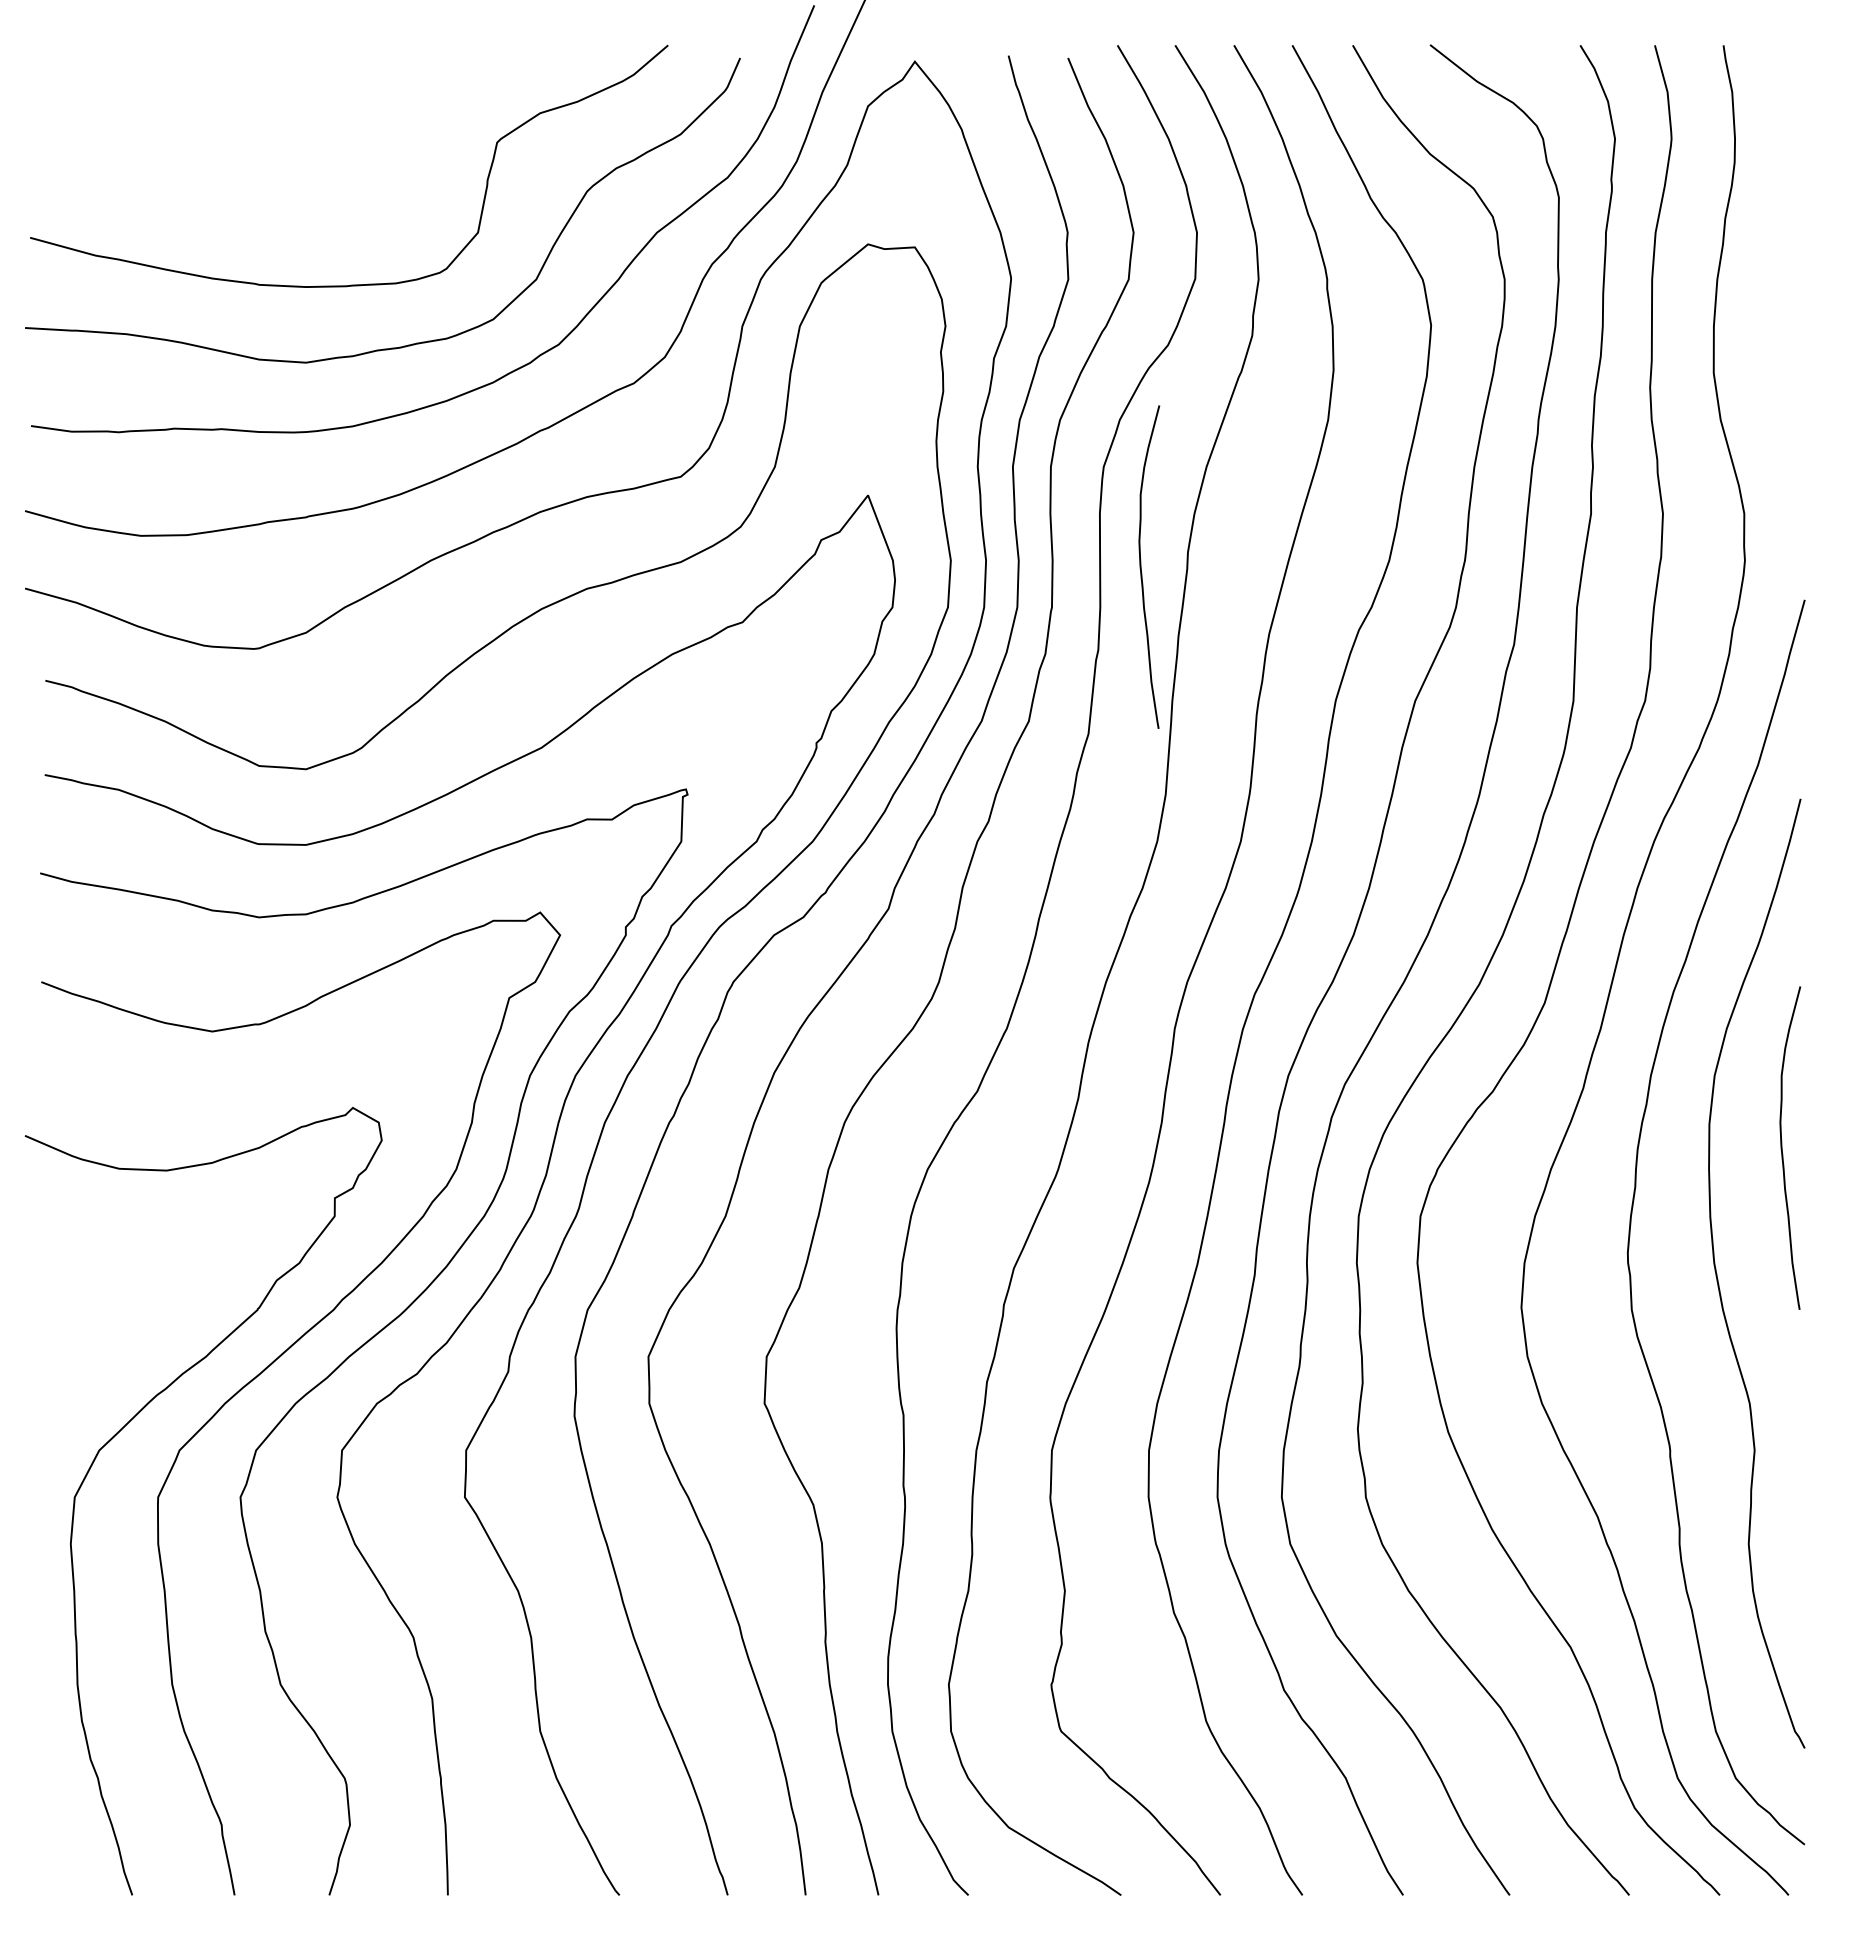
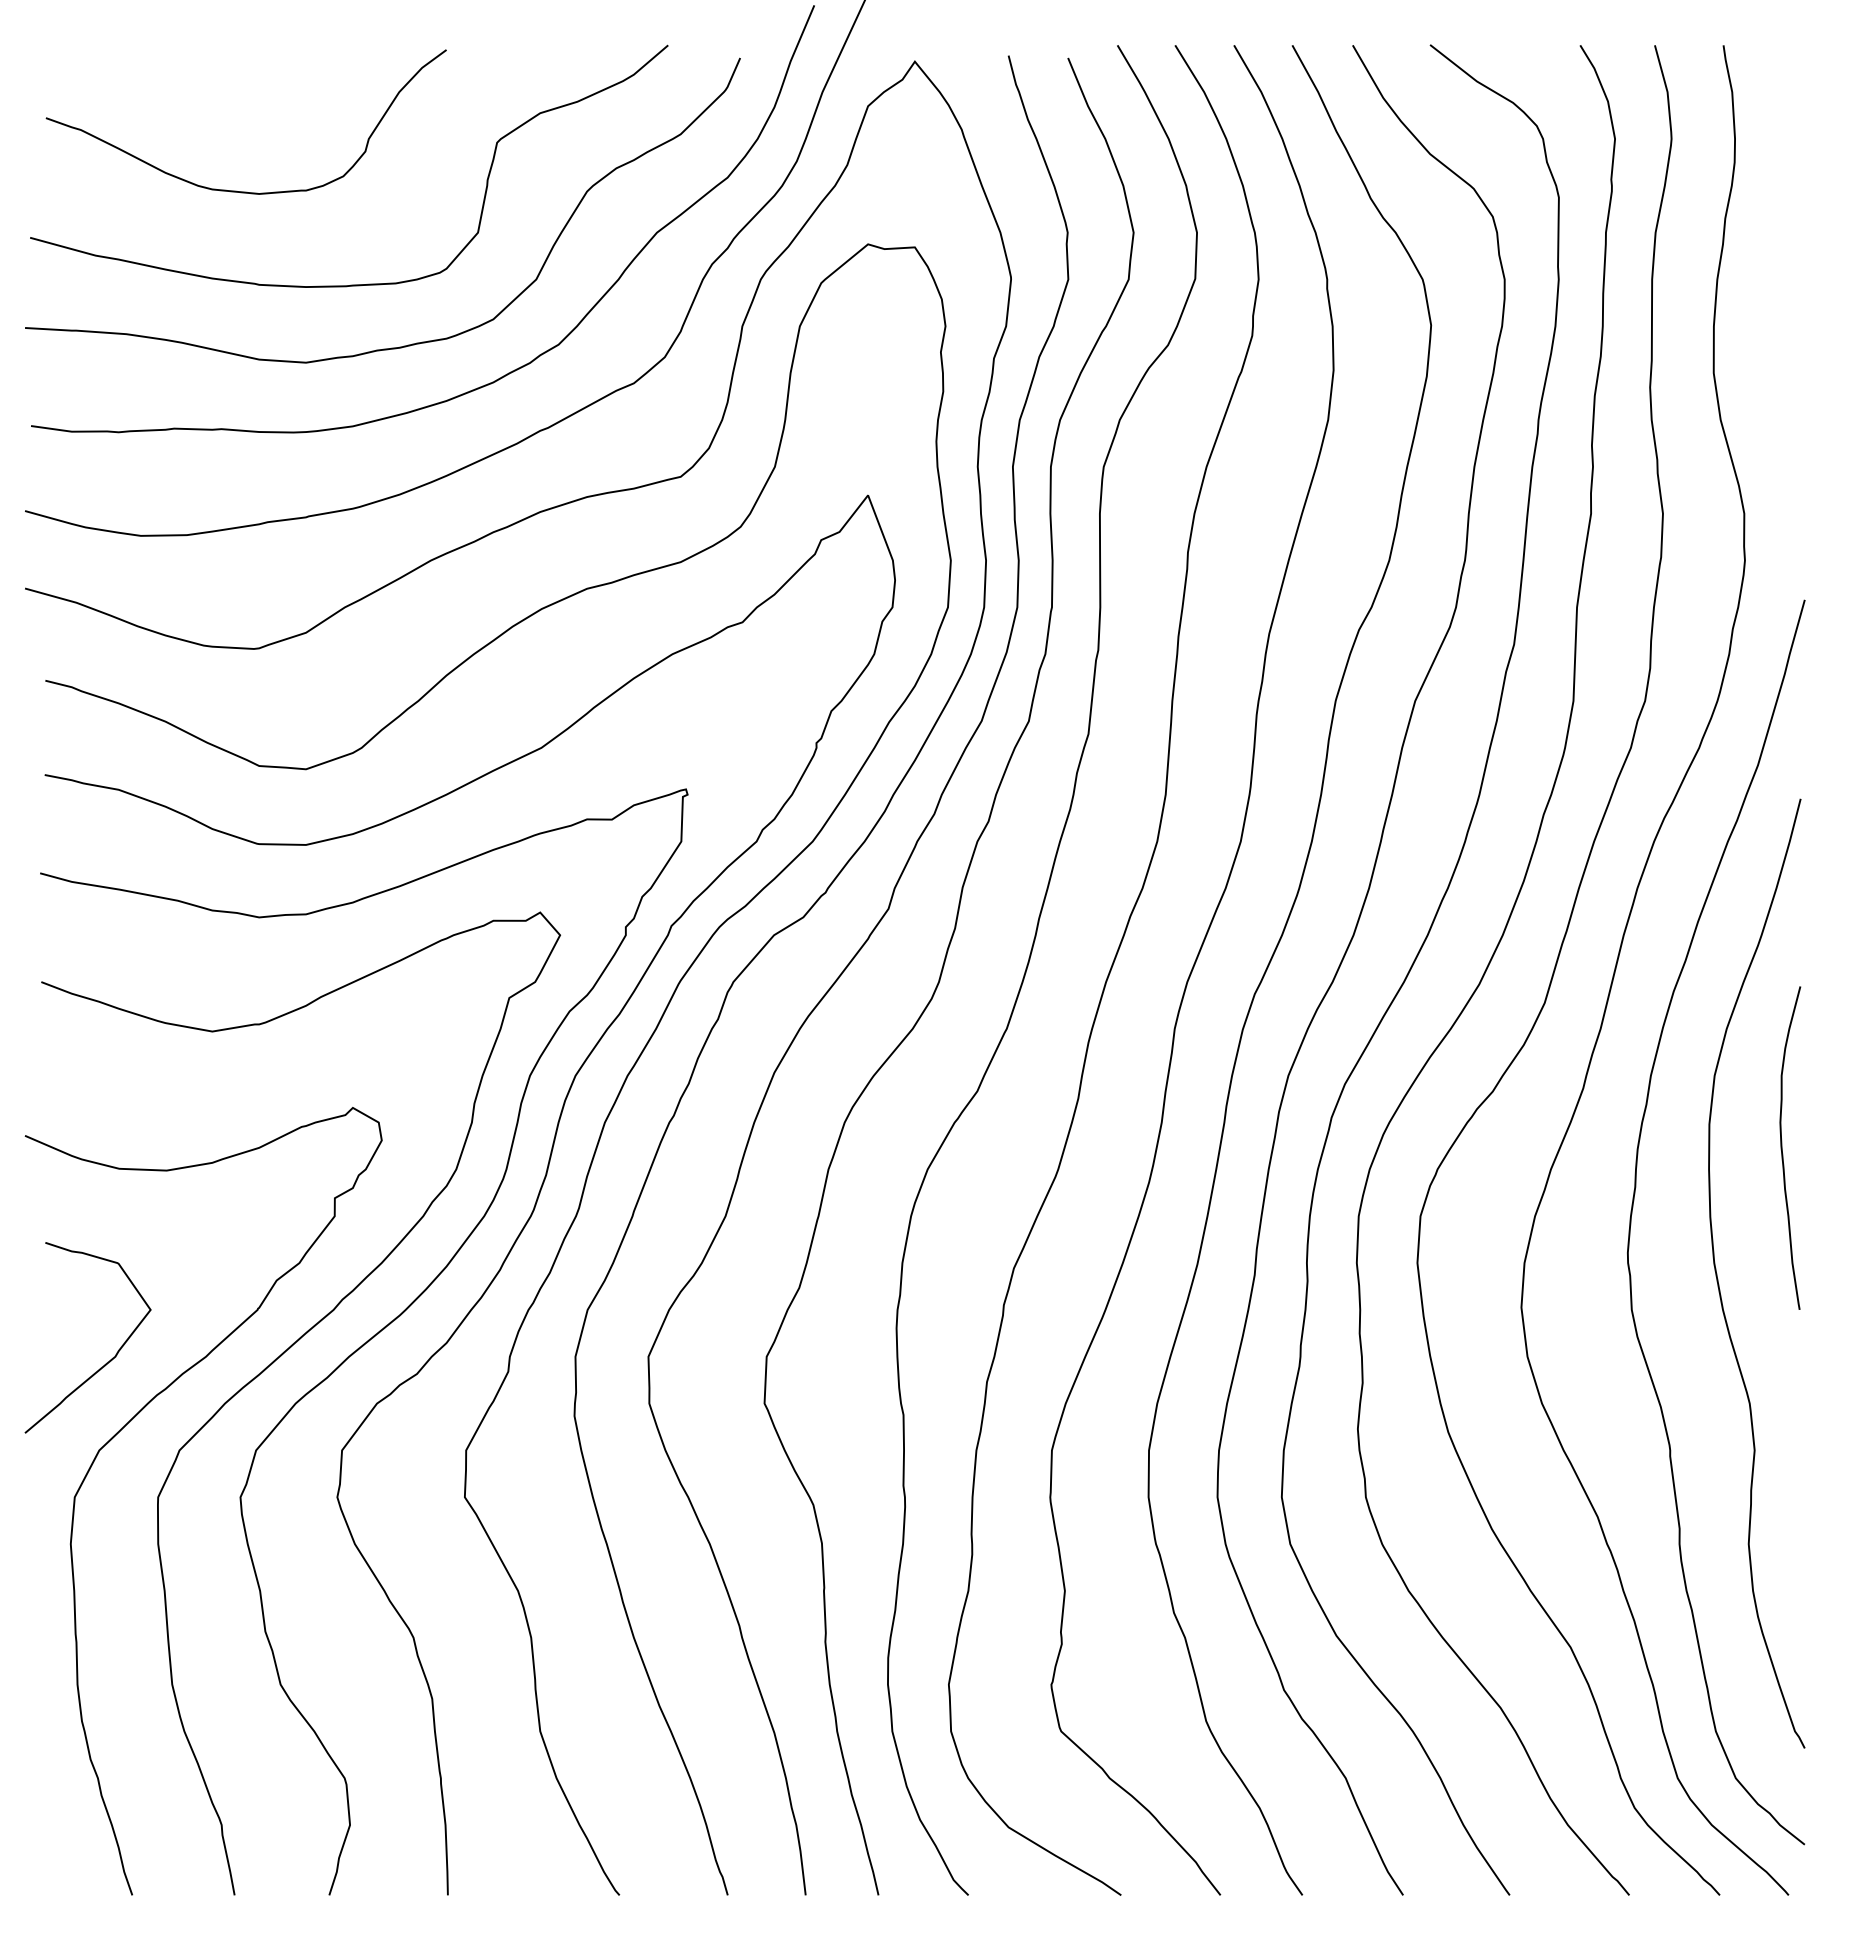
curve: none -> present (236, 190)
curve: present -> none (1141, 566)
curve: none -> present (106, 1362)
